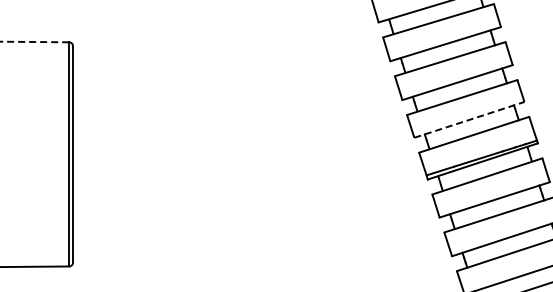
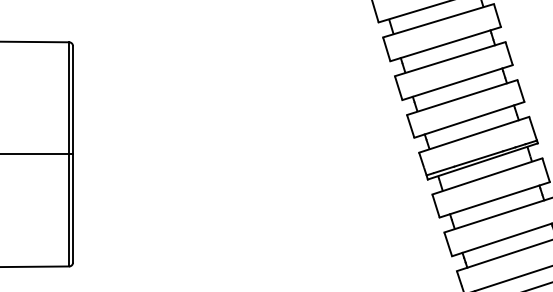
line: dashed -> solid (34, 42)
line: dashed -> solid (469, 119)
line: none -> present (37, 154)
